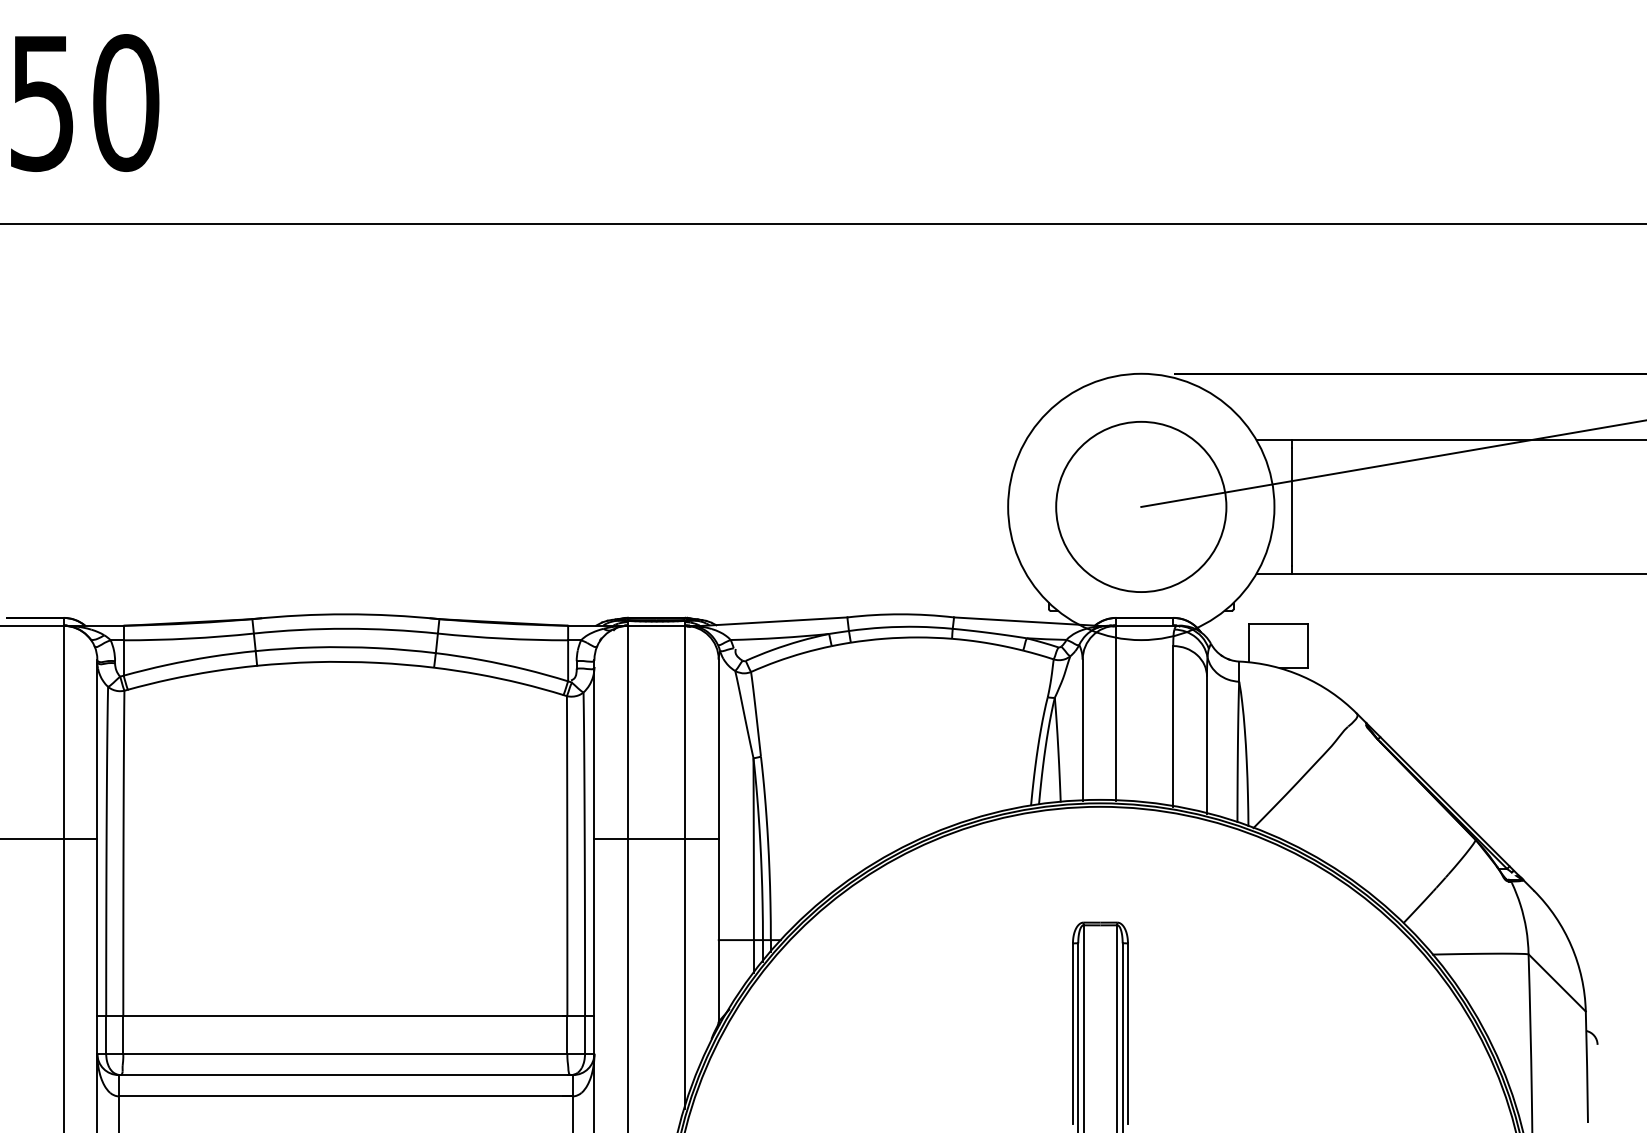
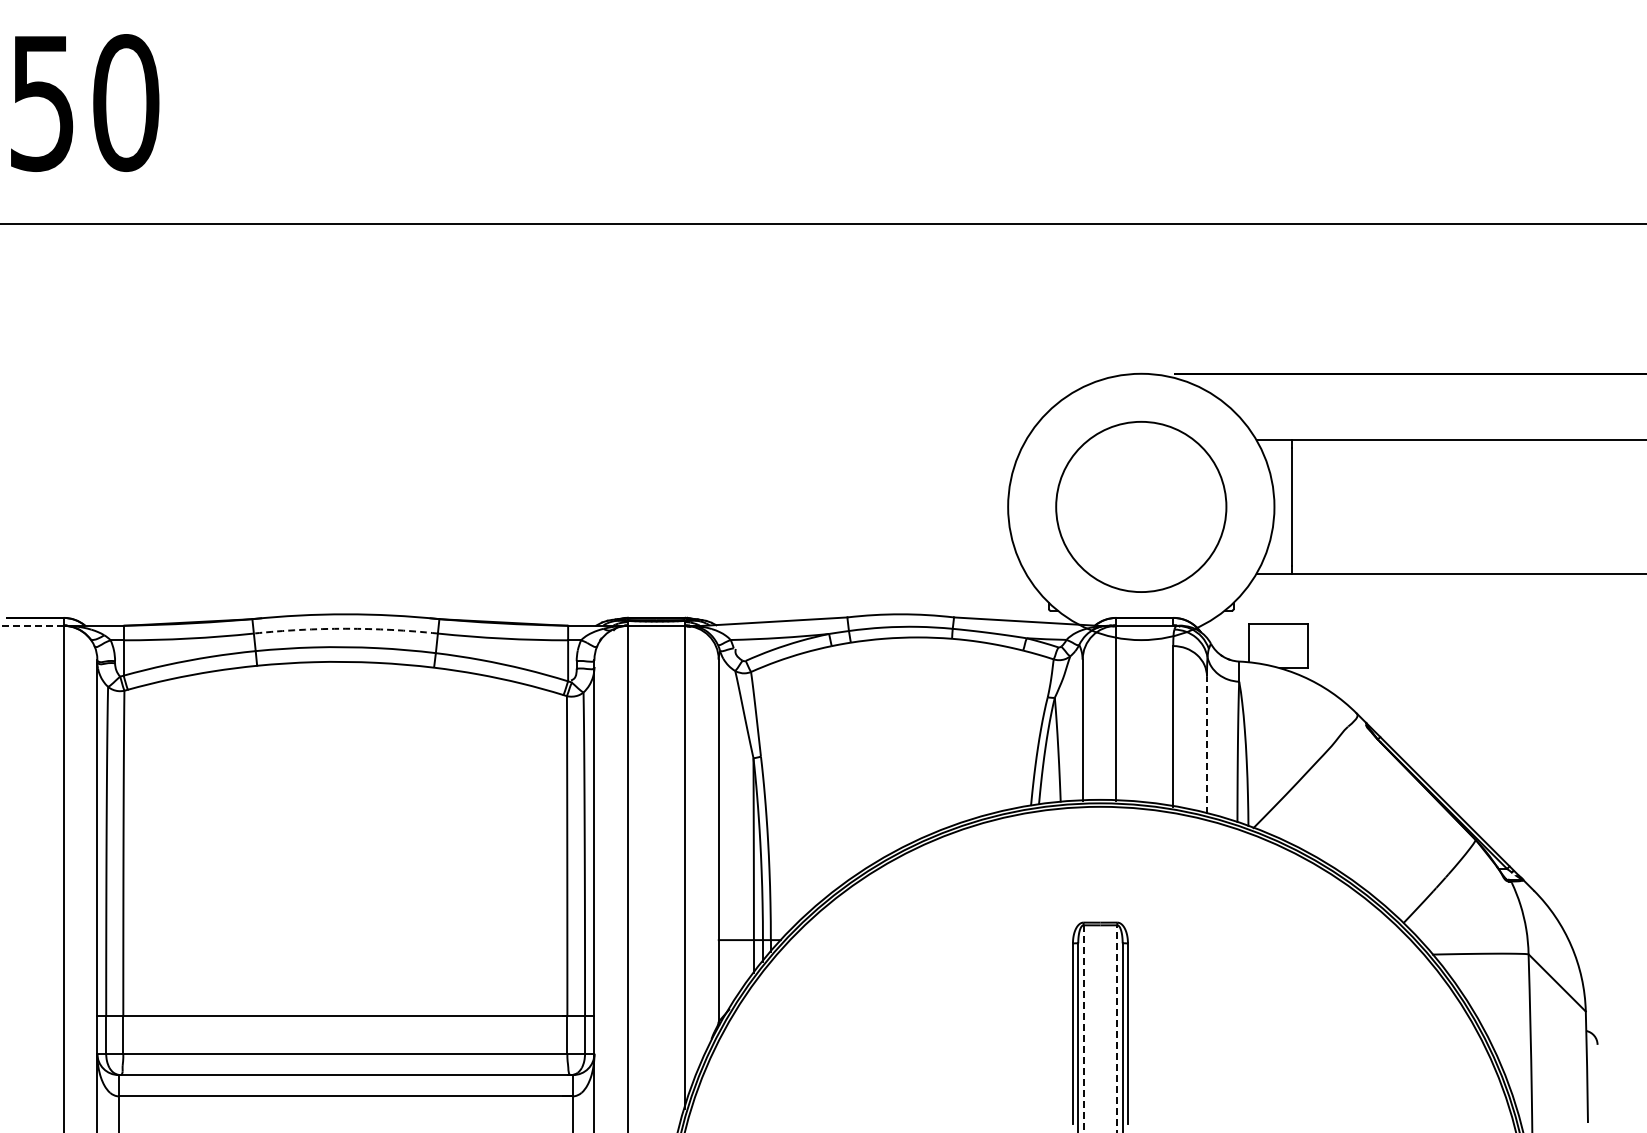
line: present -> none (1392, 463)
line: solid -> dashed (31, 625)
arc: solid -> dashed (345, 628)
line: solid -> dashed (1206, 745)
line: present -> none (49, 838)
line: present -> none (656, 838)
line: solid -> dashed (1117, 1028)
line: solid -> dashed (1083, 1029)
